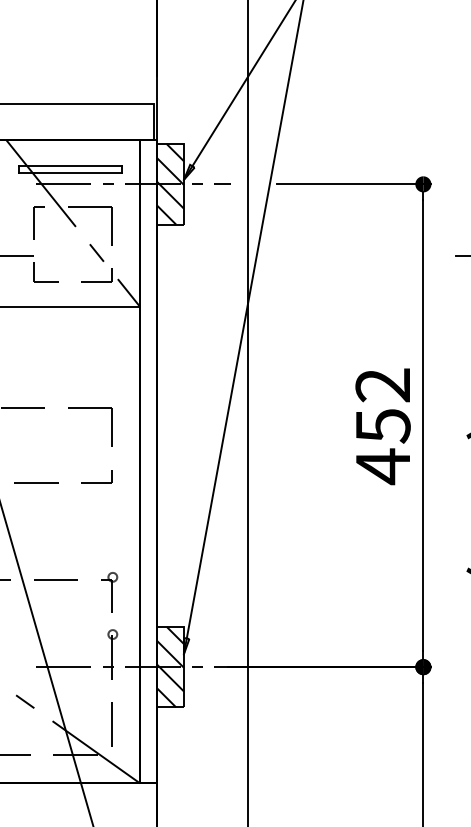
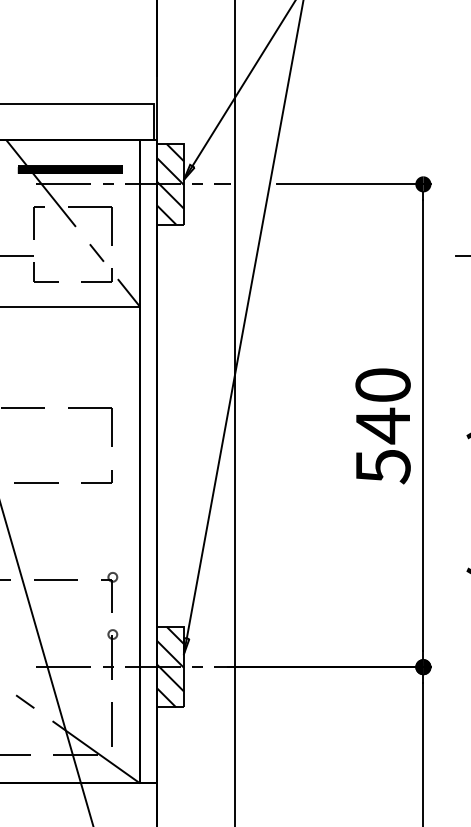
hatch: none -> present (70, 169)
line position: (248, 412) -> (235, 412) (235, 412)
text: 452 -> 540 (382, 426)
